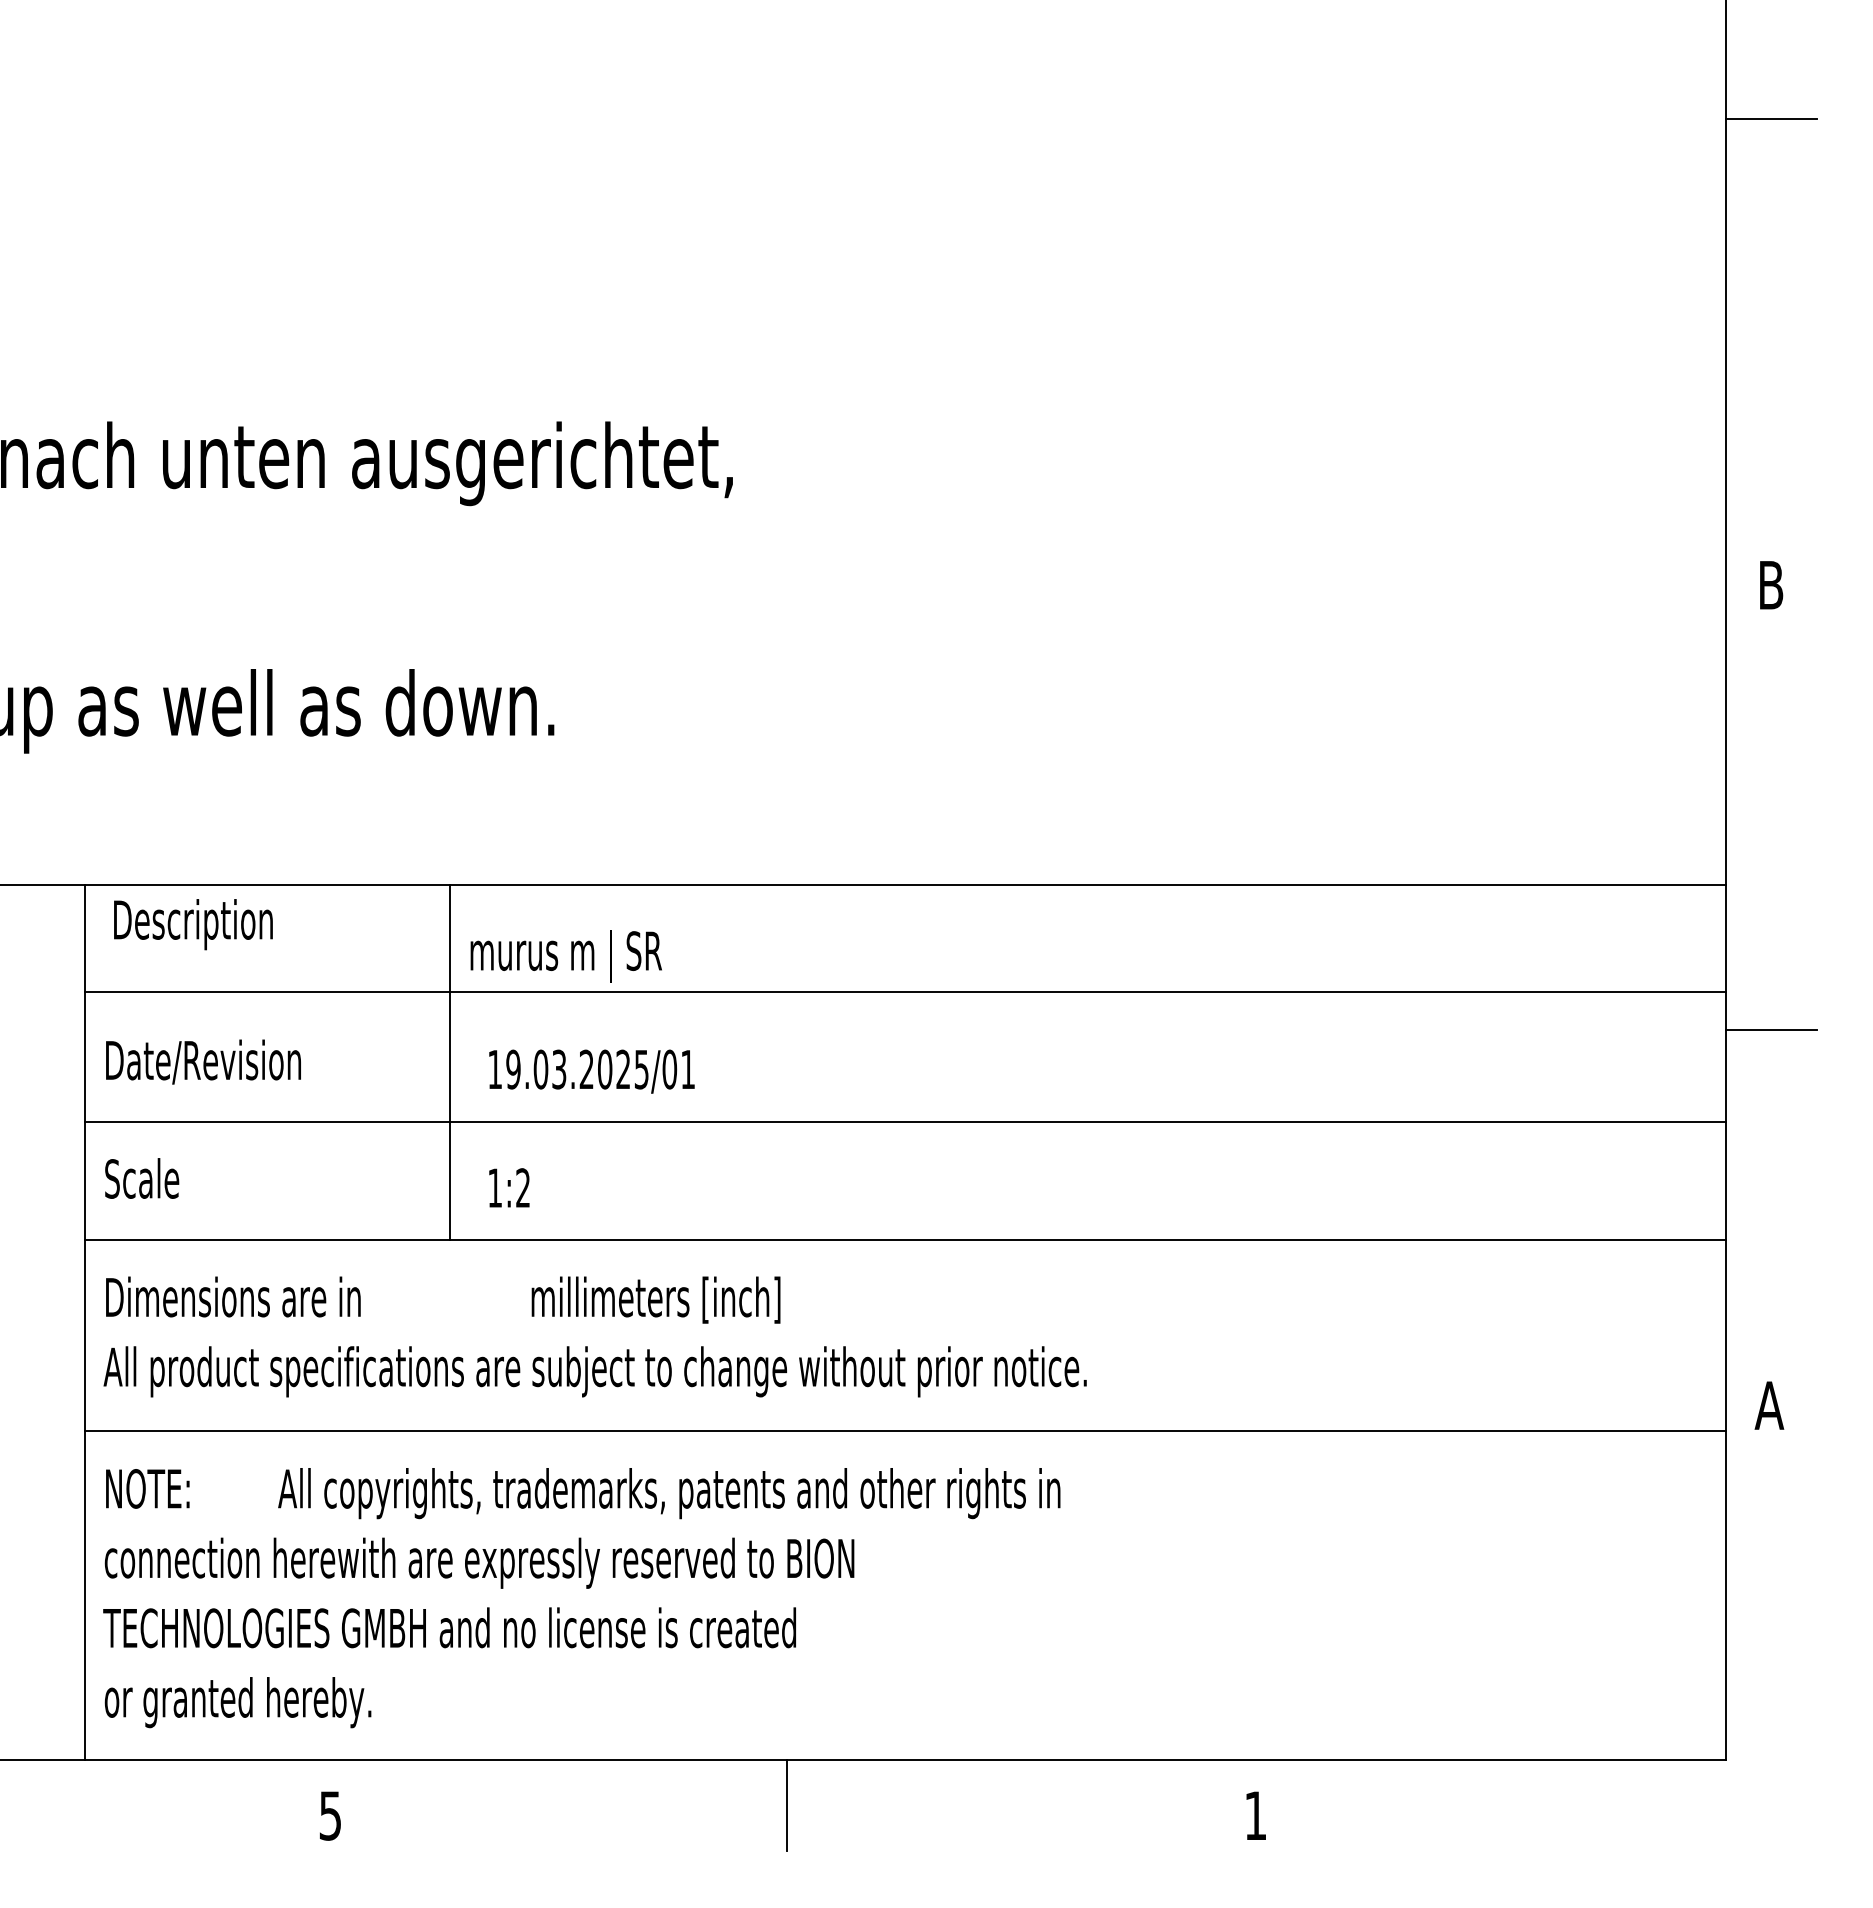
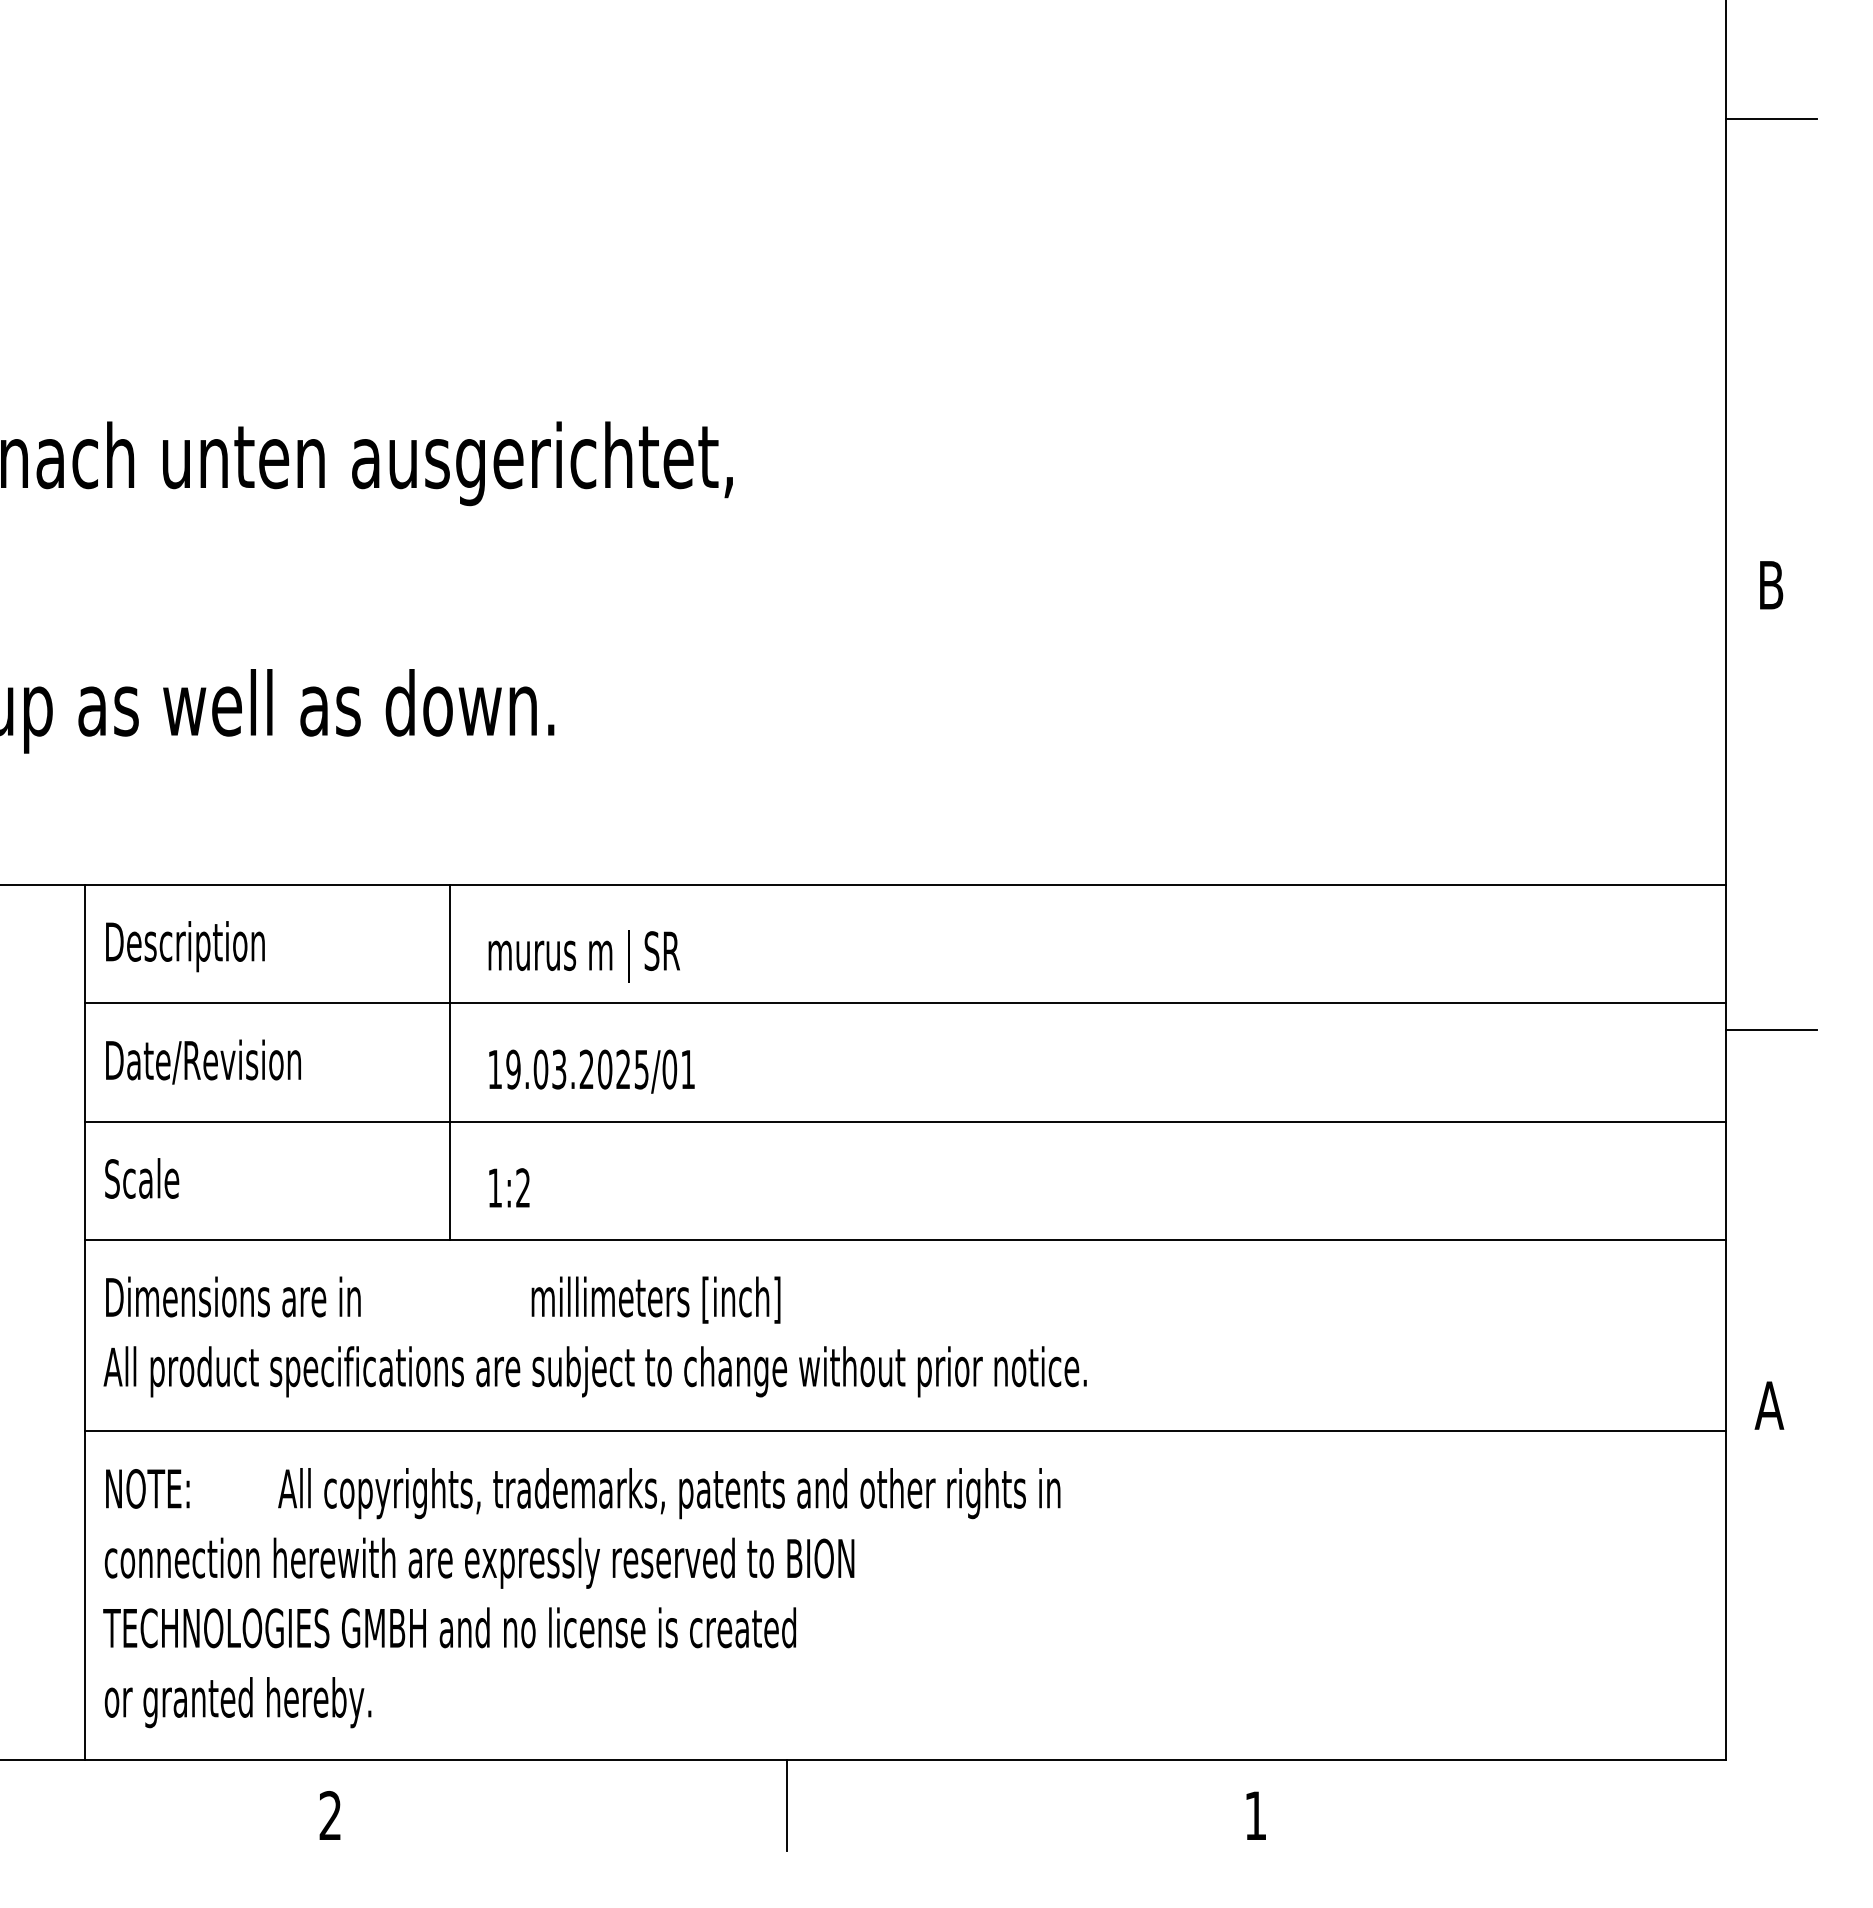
text position: (193, 924) -> (185, 946) (185, 946)
text position: (565, 956) -> (583, 956) (583, 956)
line position: (905, 992) -> (905, 1003) (905, 1003)
text: 5 -> 2 (329, 1815)
